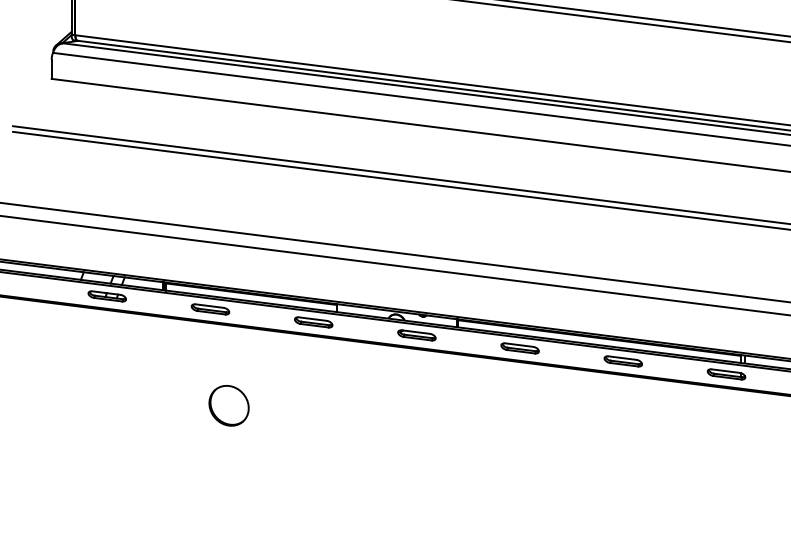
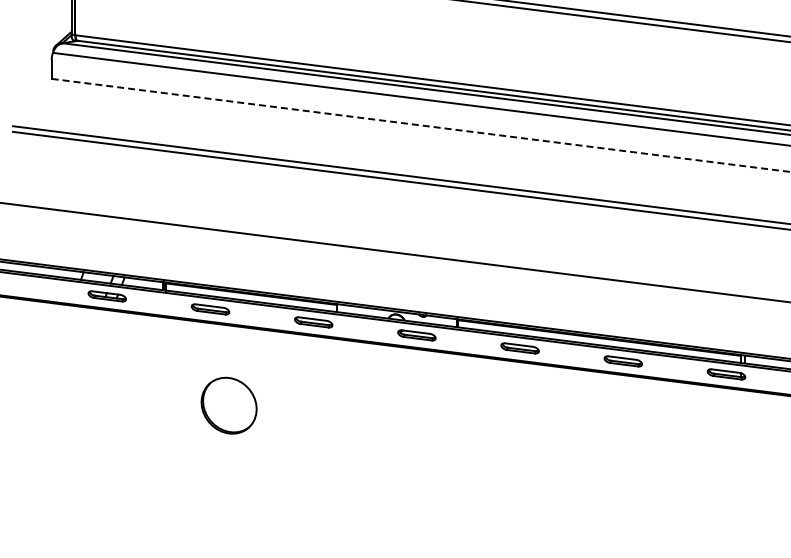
line: solid -> dashed (421, 125)
line: present -> none (394, 265)
part size: 42x42 px -> 58x59 px (228, 405)
